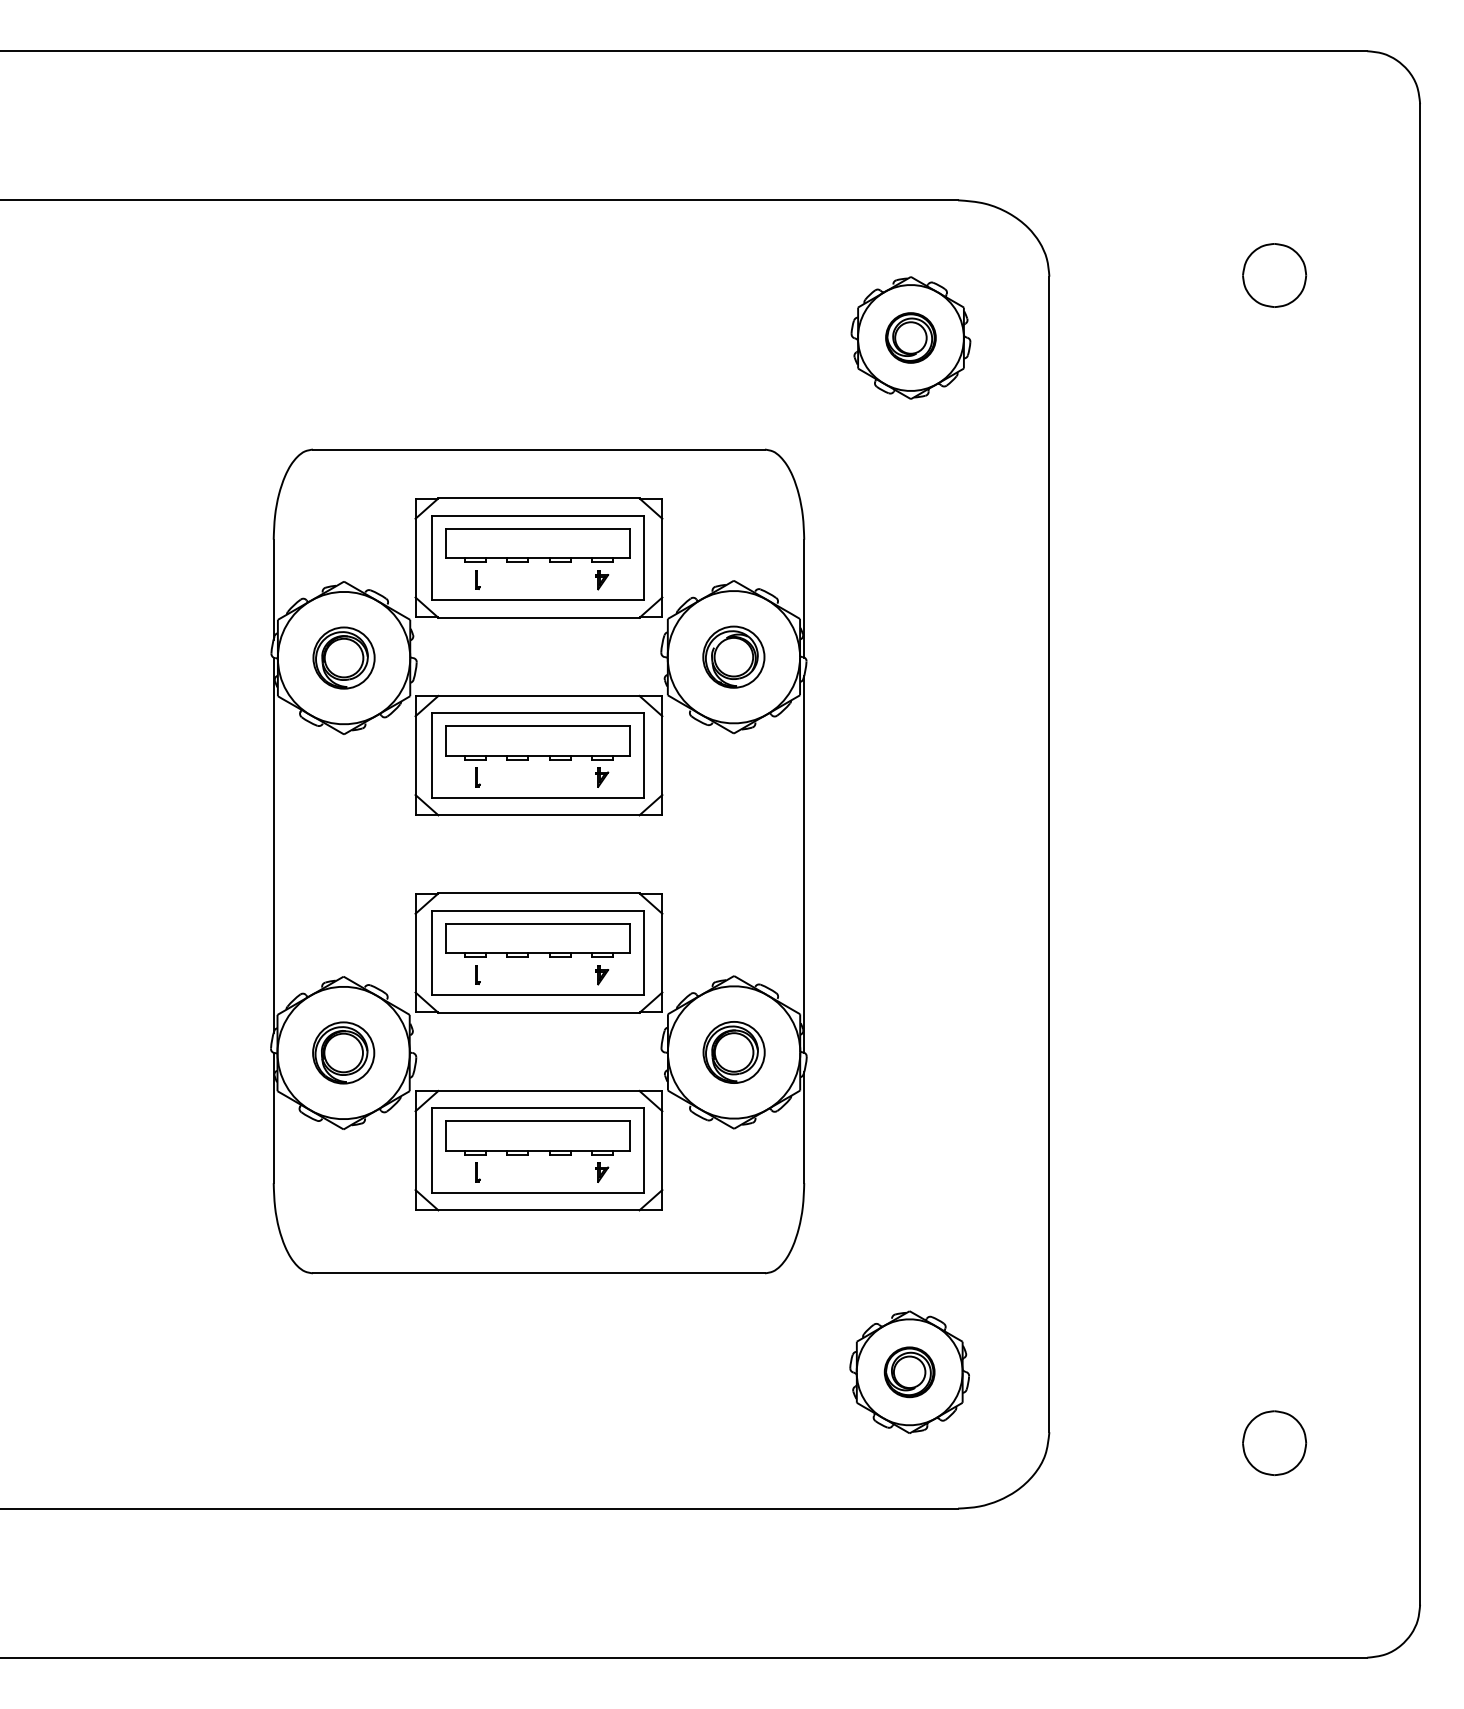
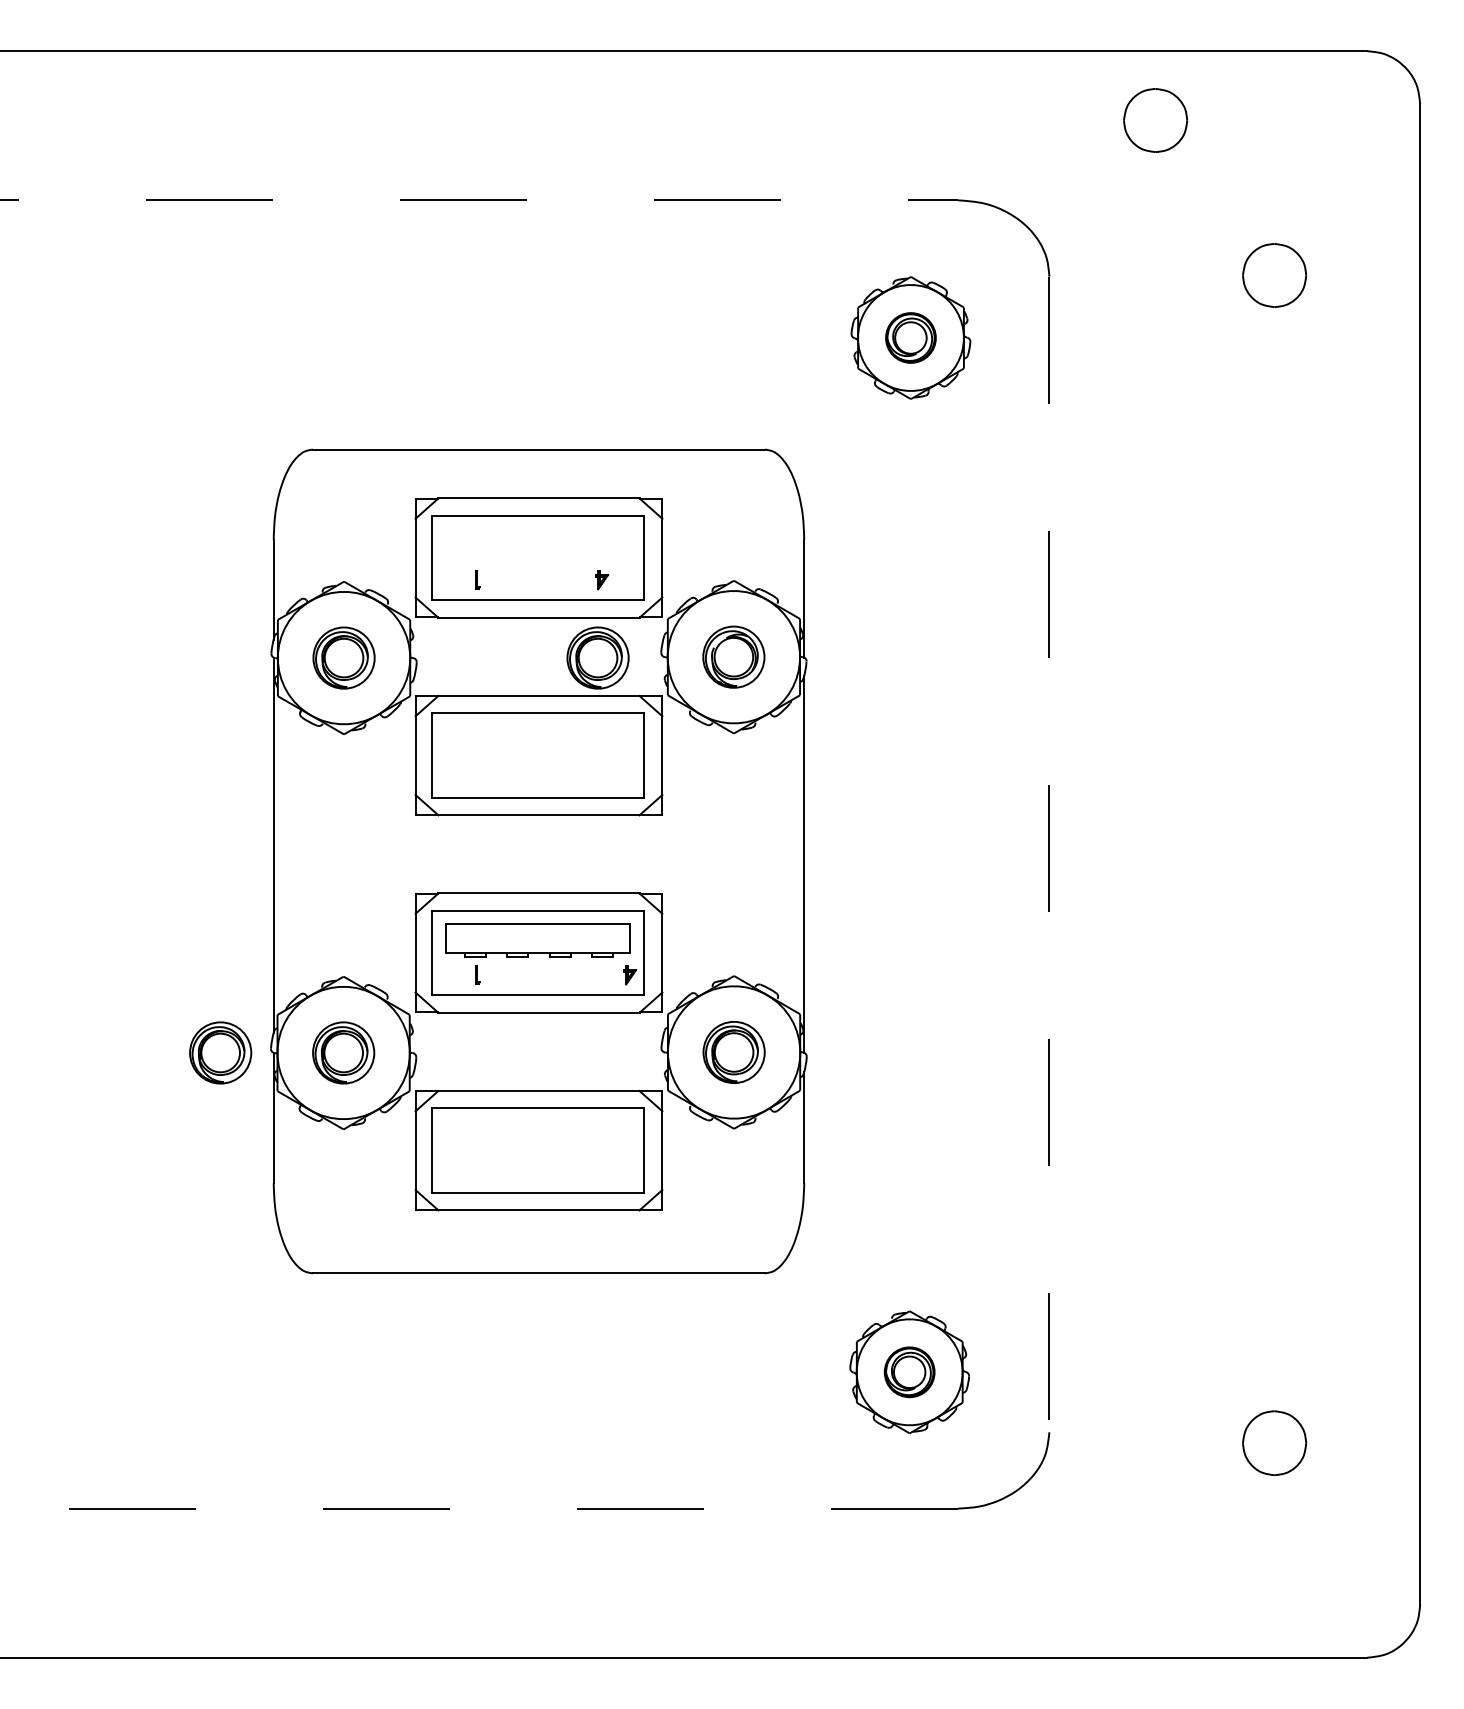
part: none -> present (1155, 120)
line: solid -> dashed (479, 200)
part: present -> none (537, 545)
part: none -> present (597, 657)
part: present -> none (537, 756)
line: solid -> dashed (1049, 854)
part position: (602, 975) -> (630, 975) (630, 975)
part: none -> present (220, 1052)
part: present -> none (537, 1151)
line: solid -> dashed (479, 1508)
